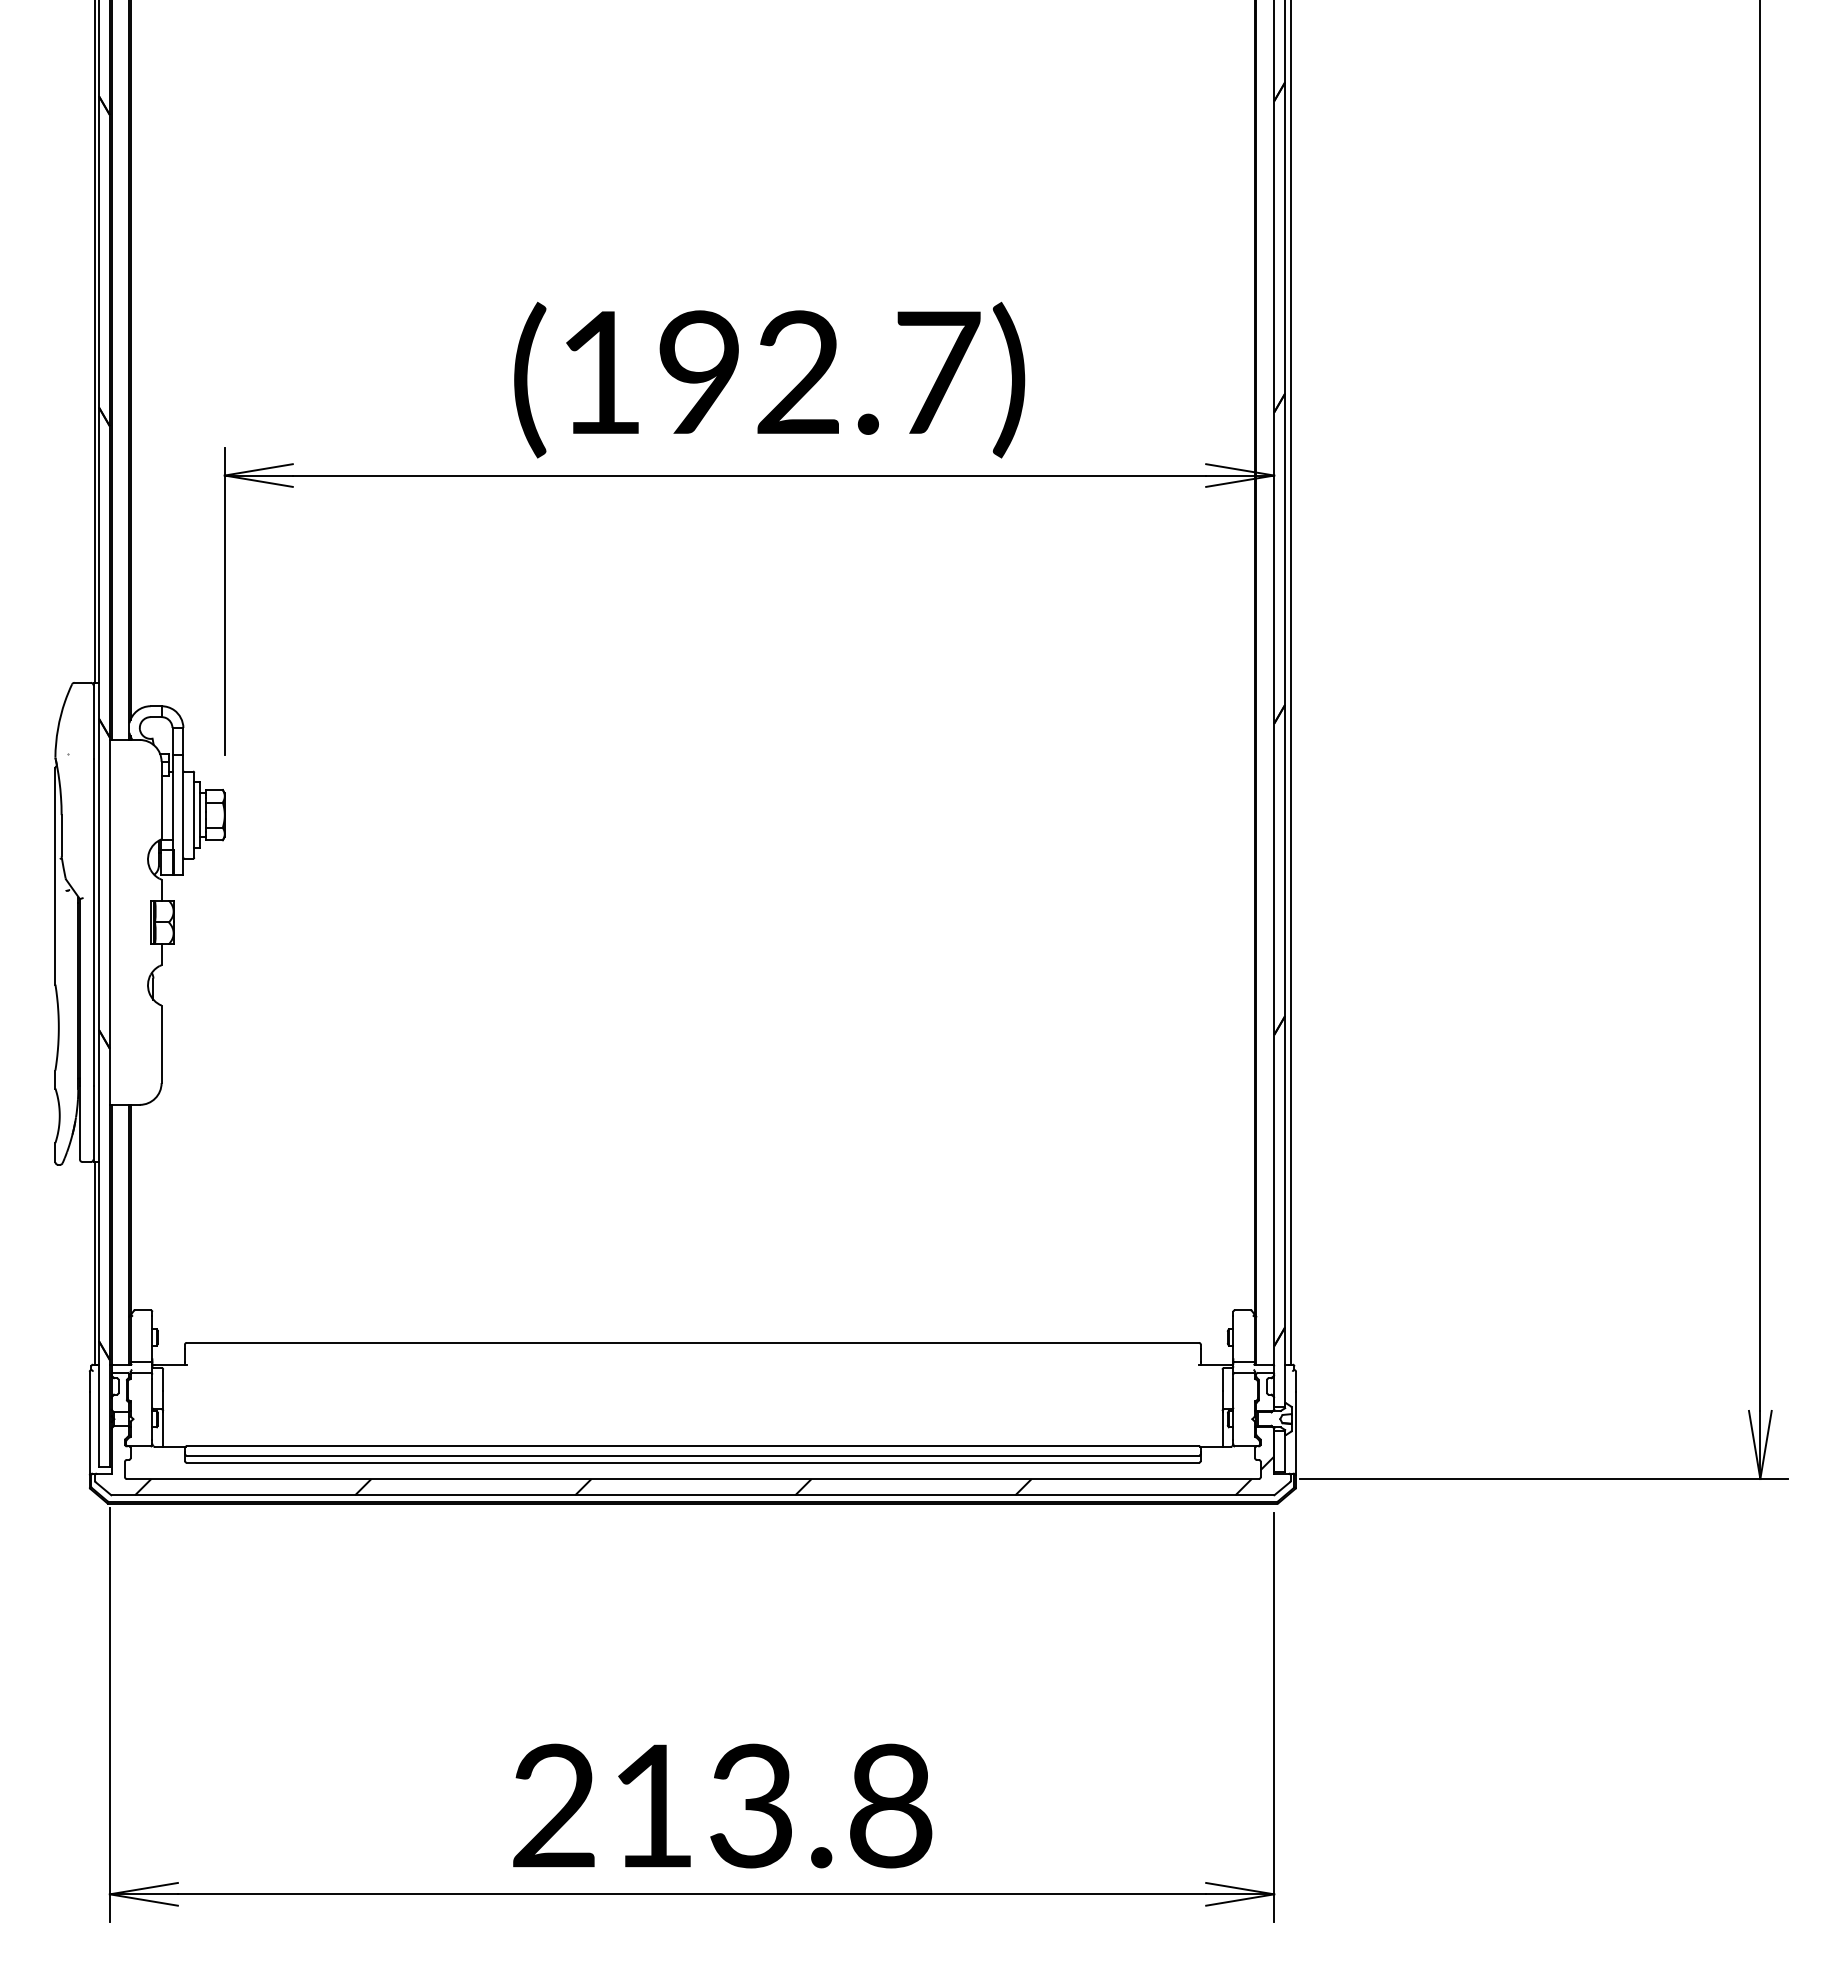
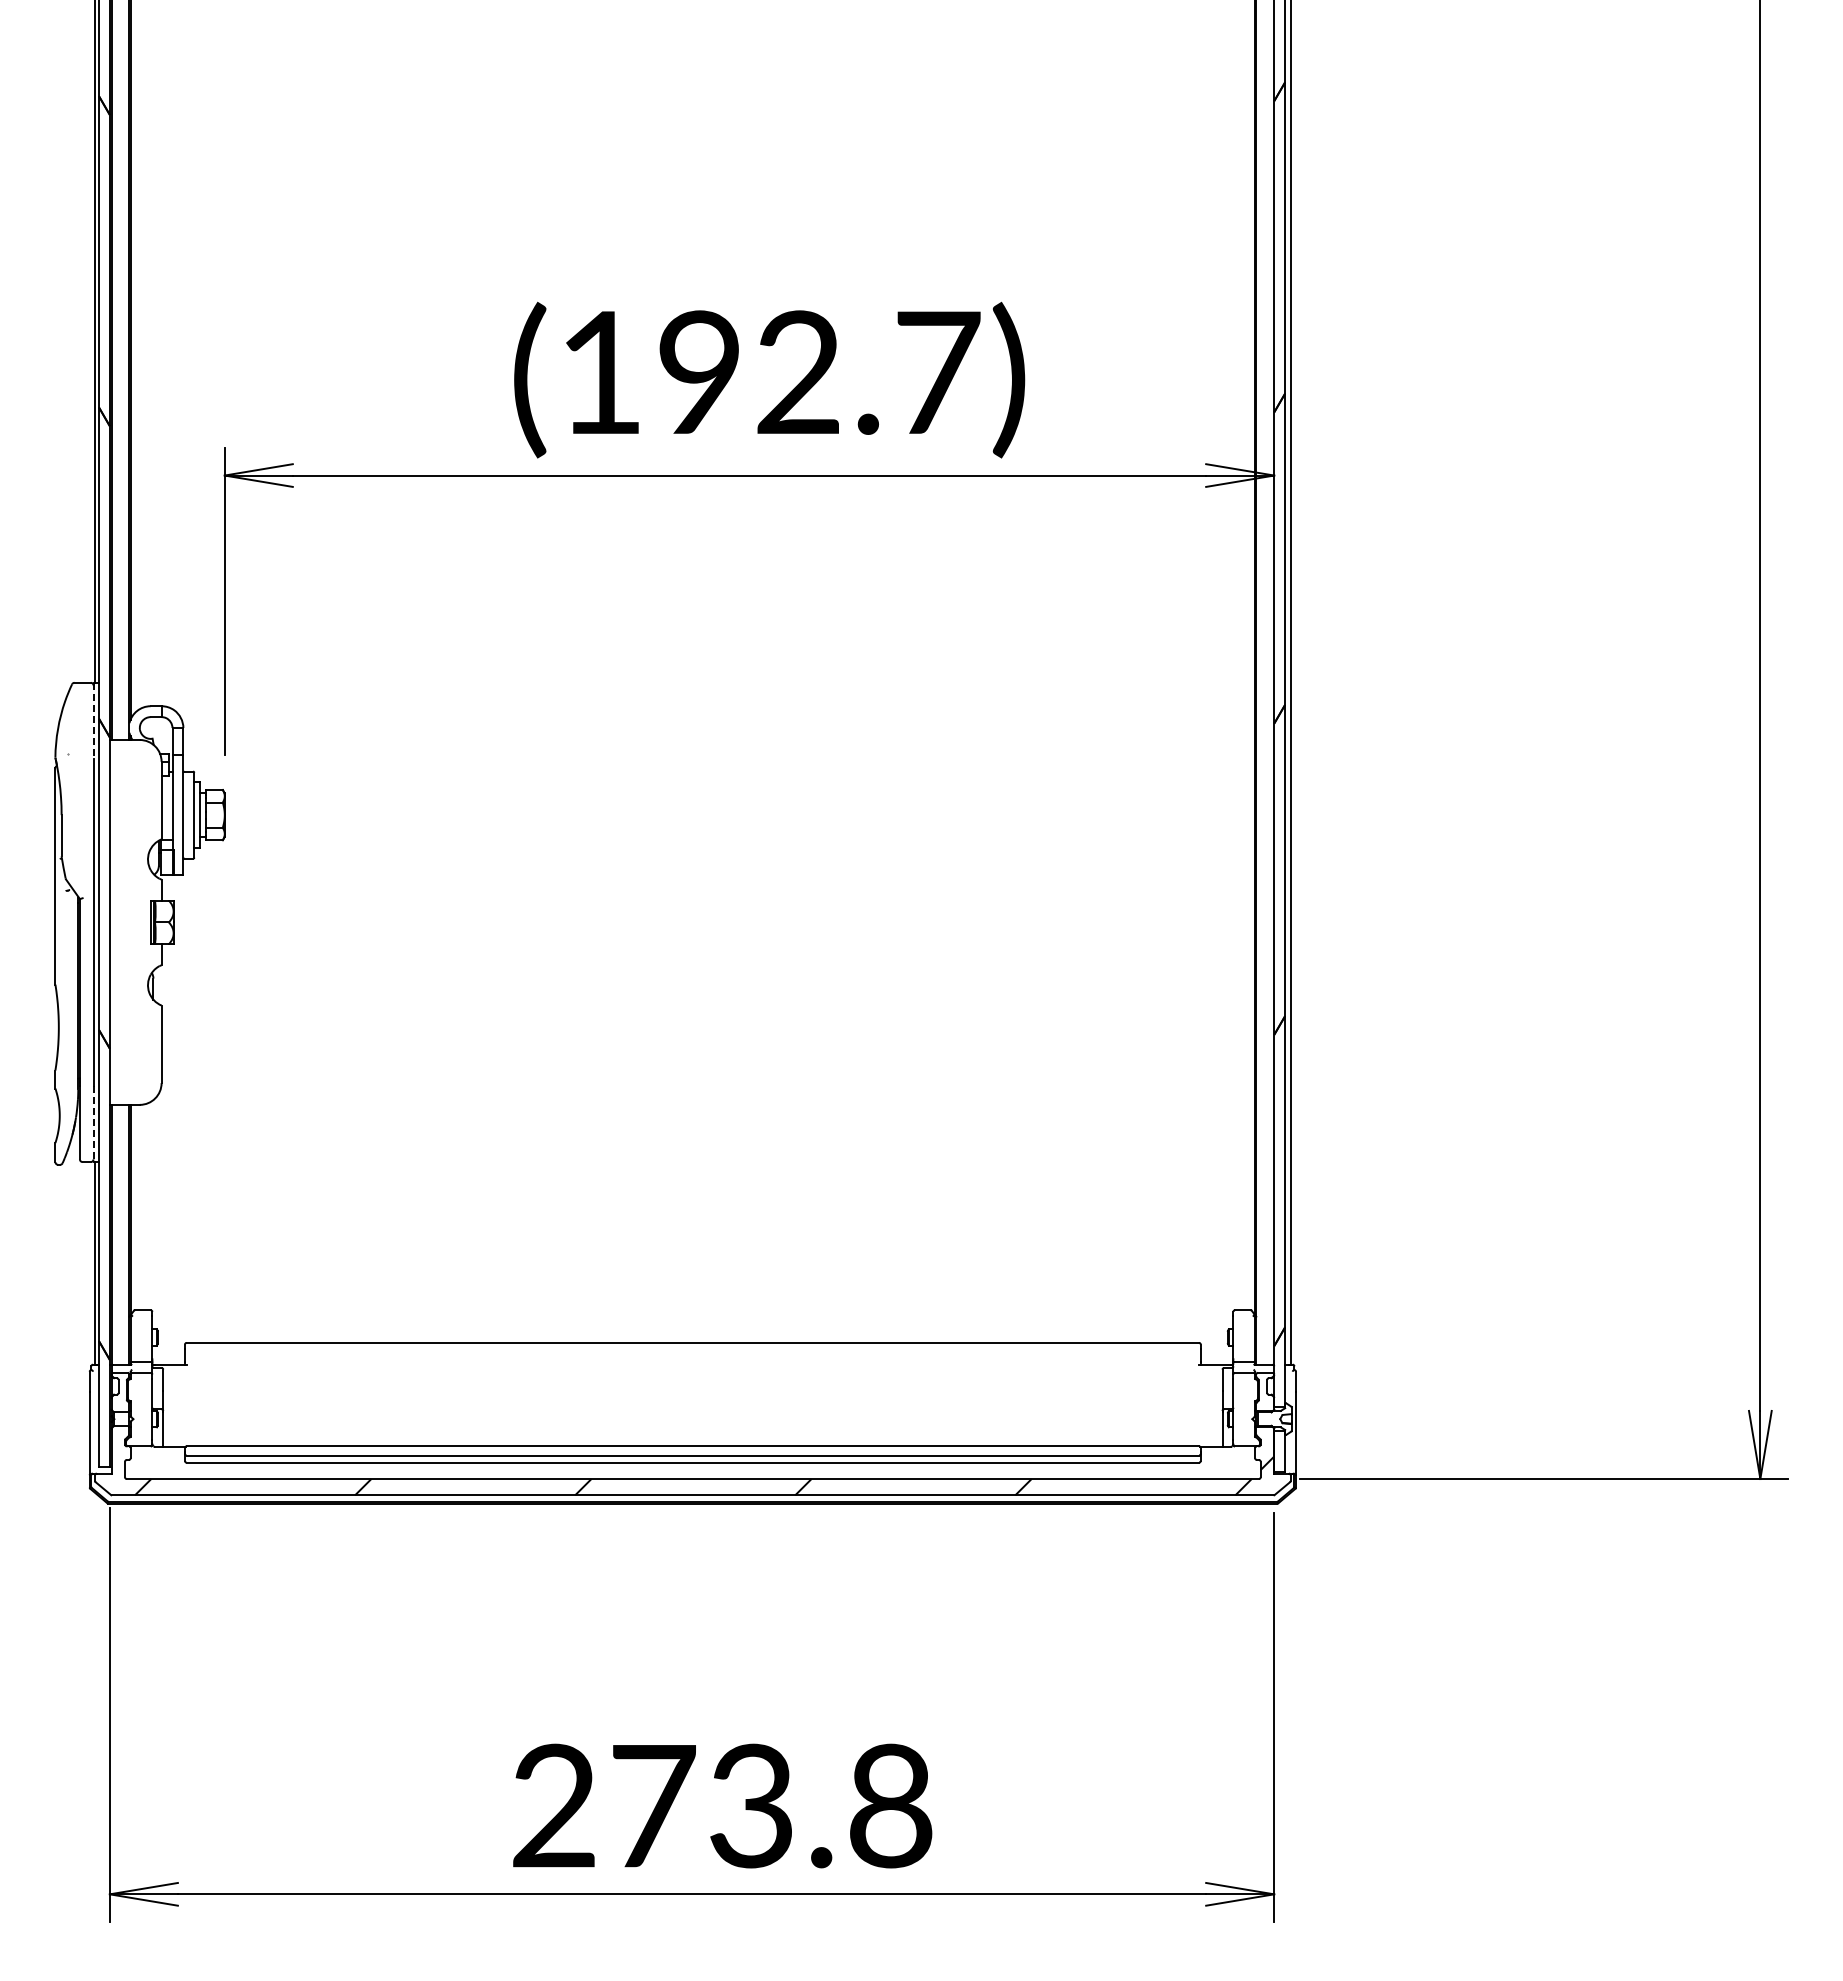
line: solid -> dashed (93, 721)
line: solid -> dashed (93, 1124)
text: 213.8 -> 273.8 (654, 1805)
